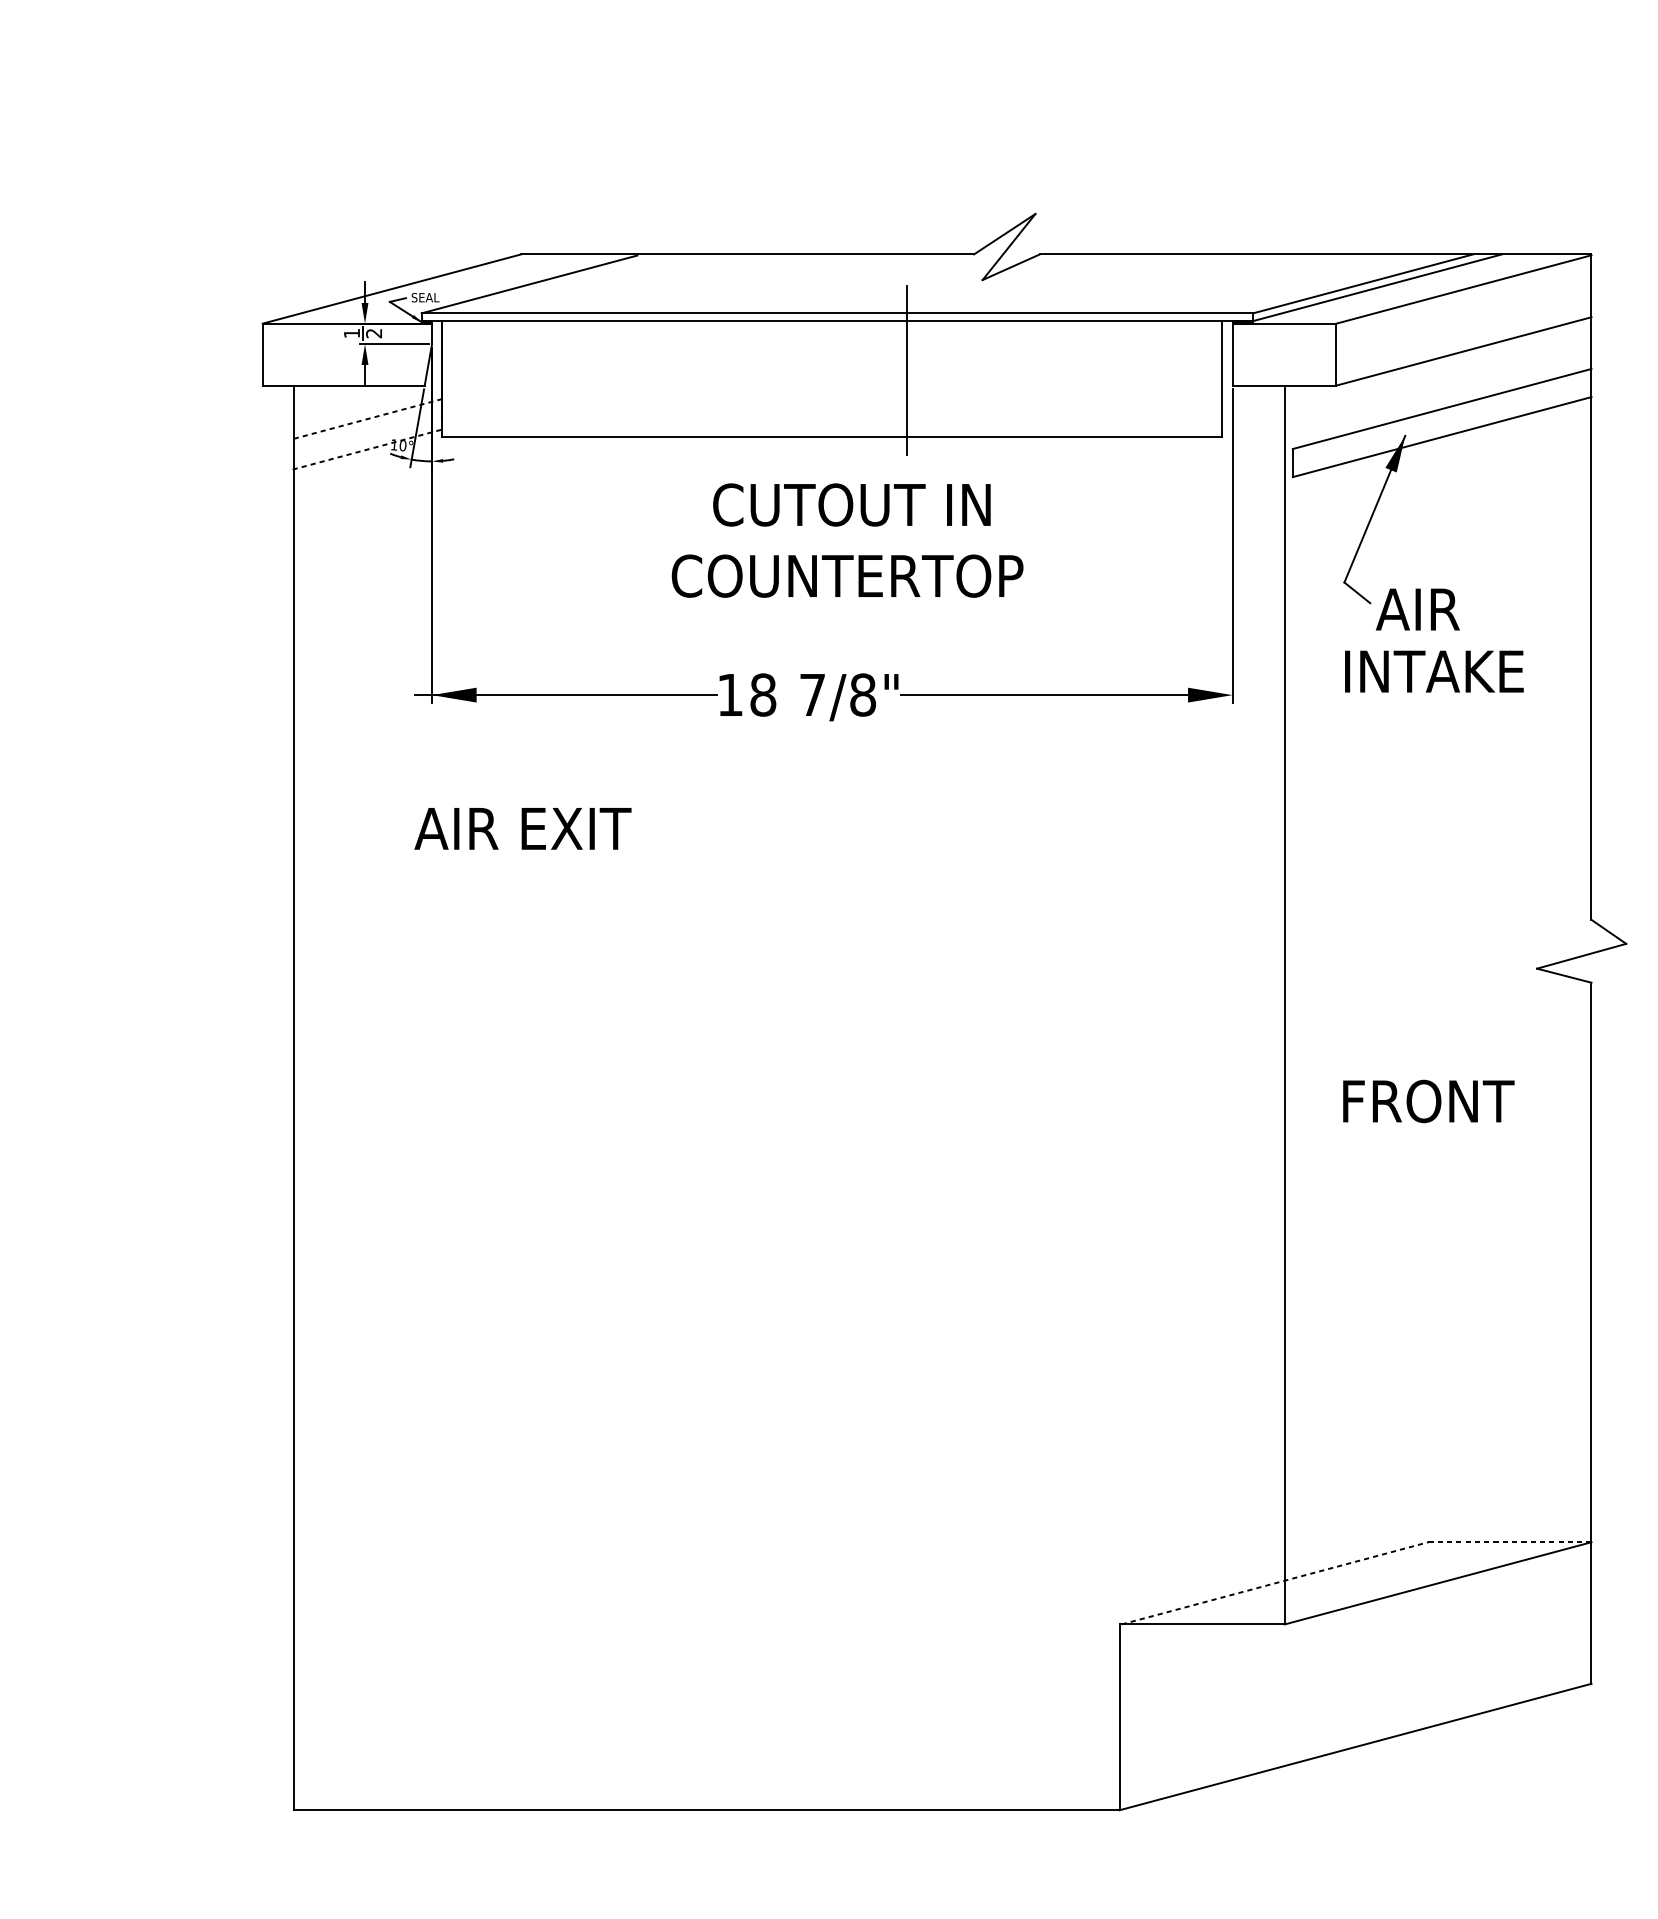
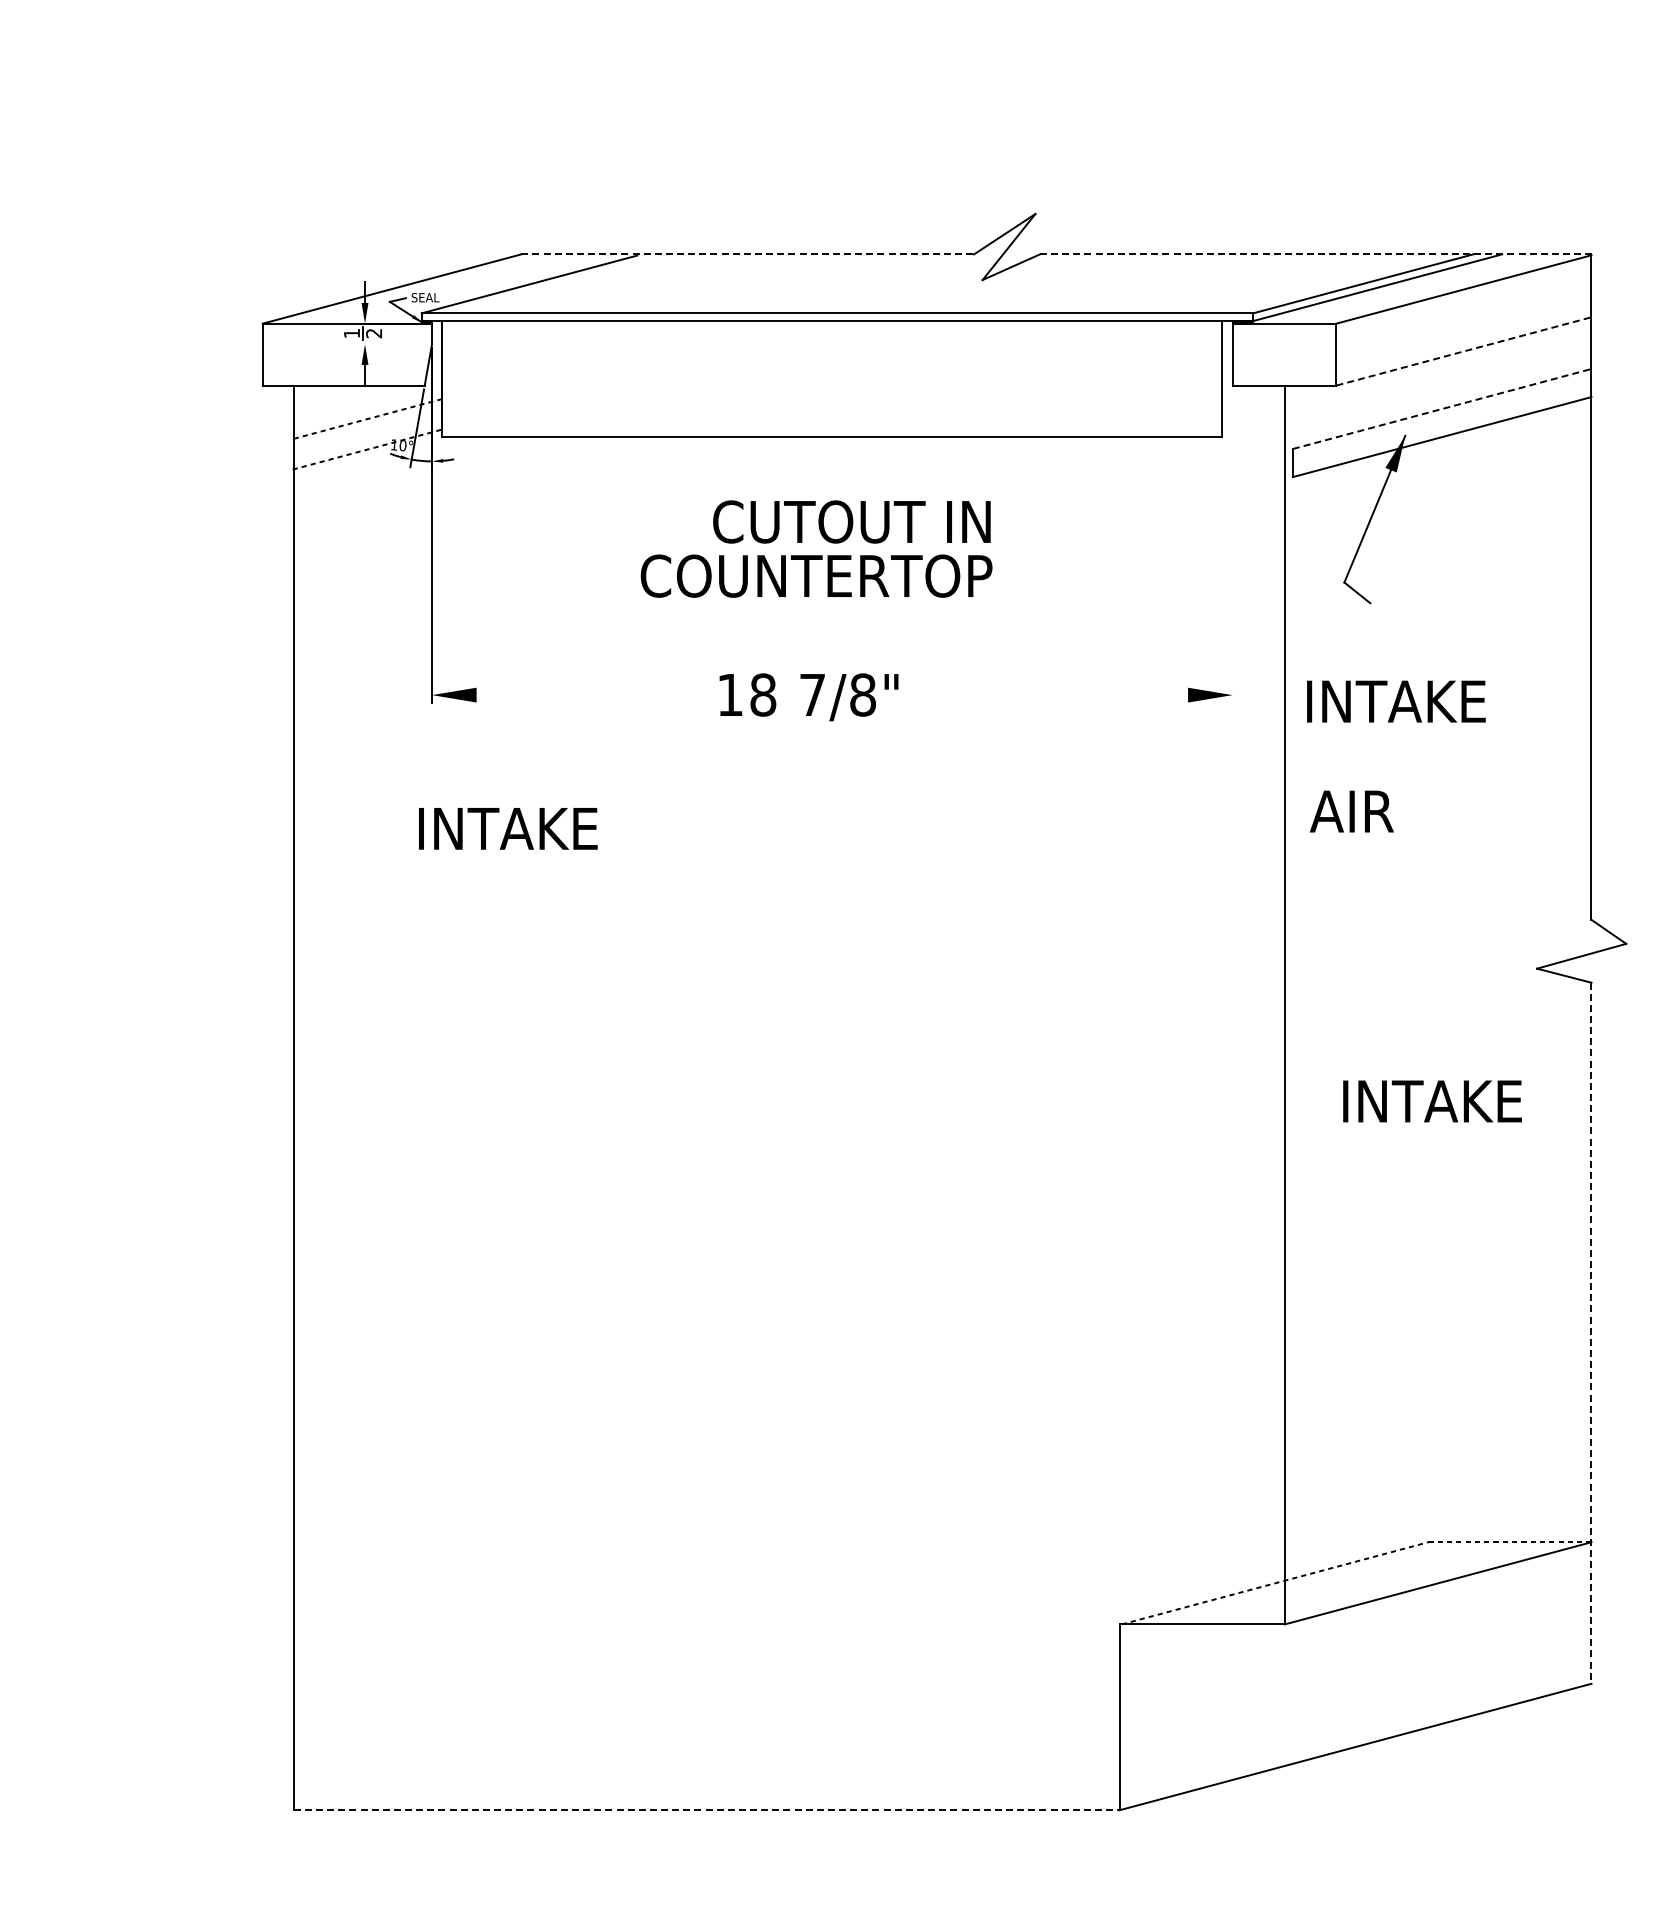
line: solid -> dashed (748, 254)
line: solid -> dashed (1315, 254)
line: present -> none (394, 344)
line: solid -> dashed (1464, 351)
line: present -> none (907, 370)
line: solid -> dashed (1442, 409)
text position: (851, 504) -> (851, 521) (851, 521)
line: present -> none (1232, 545)
text position: (847, 575) -> (816, 575) (816, 575)
text position: (1417, 609) -> (1351, 811) (1351, 811)
text position: (1434, 671) -> (1396, 701) (1396, 701)
line: present -> none (565, 695)
line: present -> none (1061, 695)
text: AIR EXIT -> INTAKE (522, 828)
text: FRONT -> INTAKE (1434, 1101)
line: solid -> dashed (1591, 1333)
line: solid -> dashed (706, 1810)
